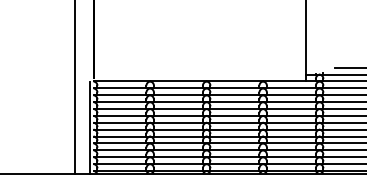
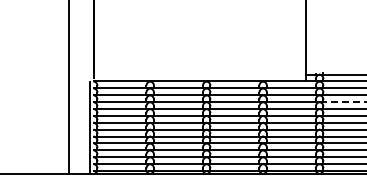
line: present -> none (348, 67)
line position: (75, 88) -> (69, 88) (69, 88)
line: solid -> dashed (343, 102)
